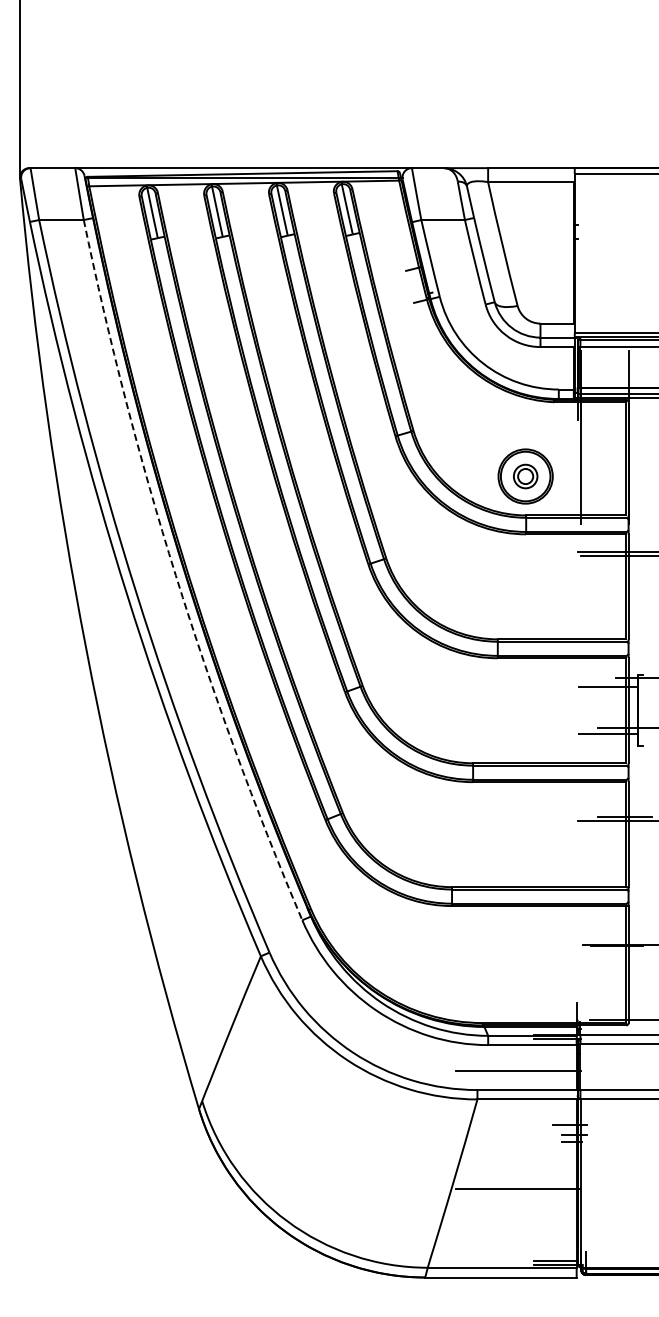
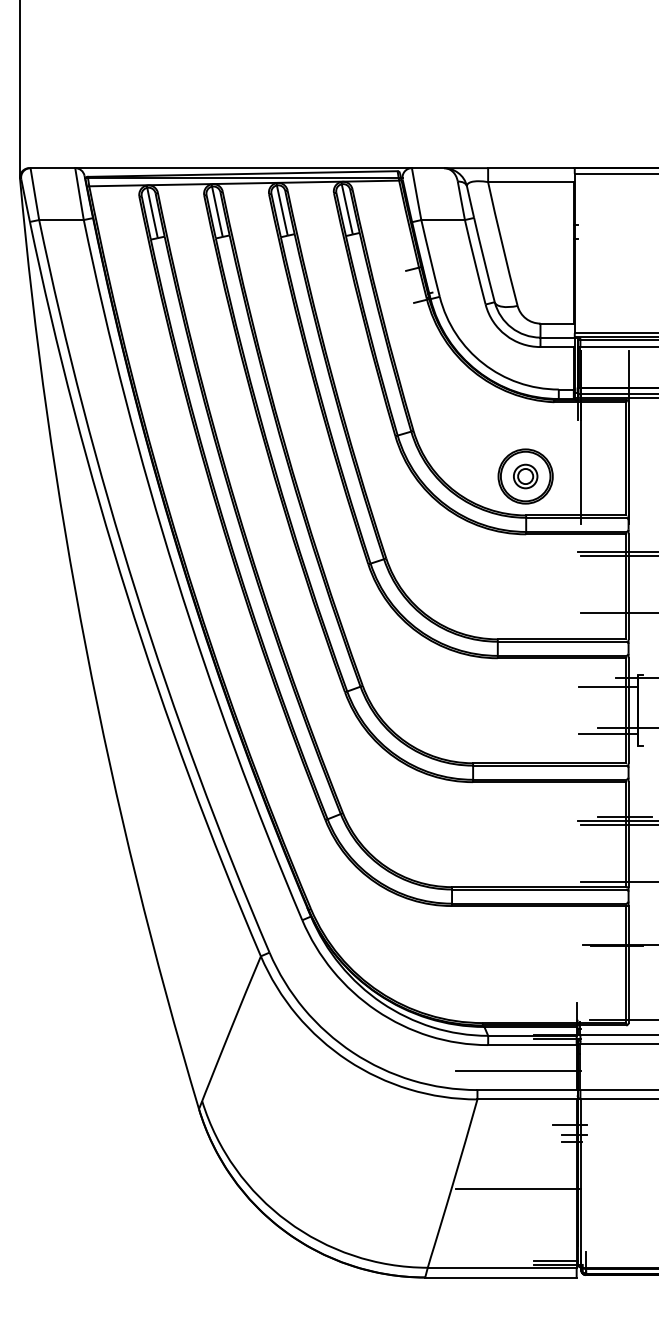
arc: dashed -> solid (175, 575)
line: none -> present (618, 613)
line: none -> present (618, 824)
line: none -> present (618, 882)
